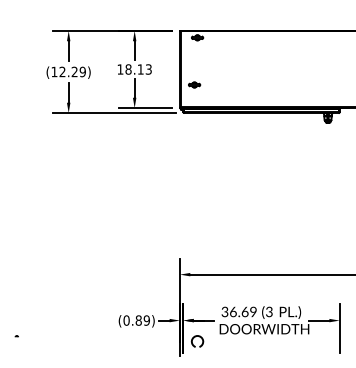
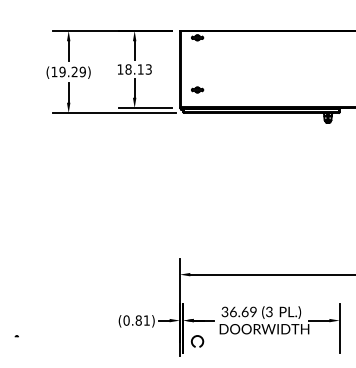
text: (12.29) -> (19.29) (62, 71)
part position: (194, 84) -> (197, 89) (197, 89)
text: (0.89) -> (0.81) (146, 320)
